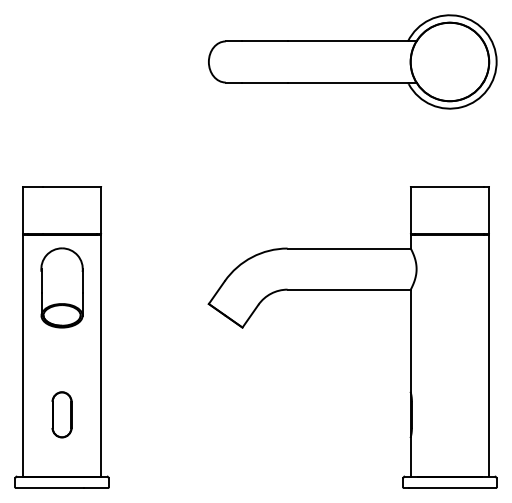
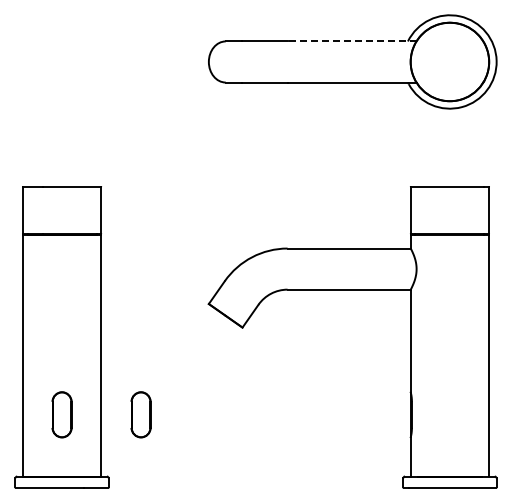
line: solid -> dashed (351, 41)
part: present -> none (61, 287)
part: none -> present (140, 414)
